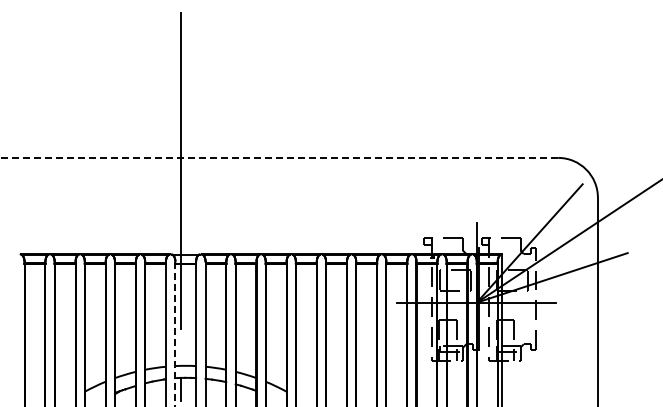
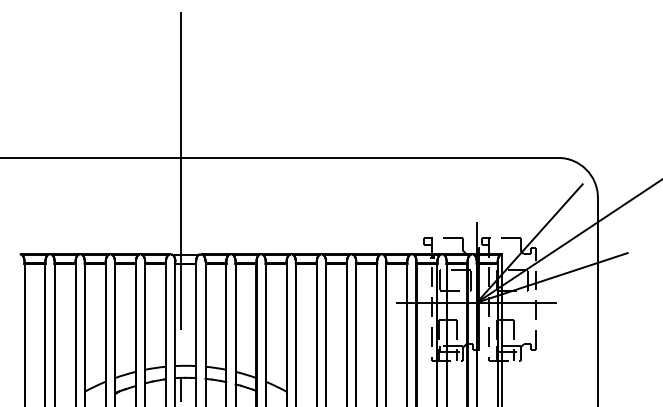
line: dashed -> solid (279, 157)
line: dashed -> solid (175, 334)
